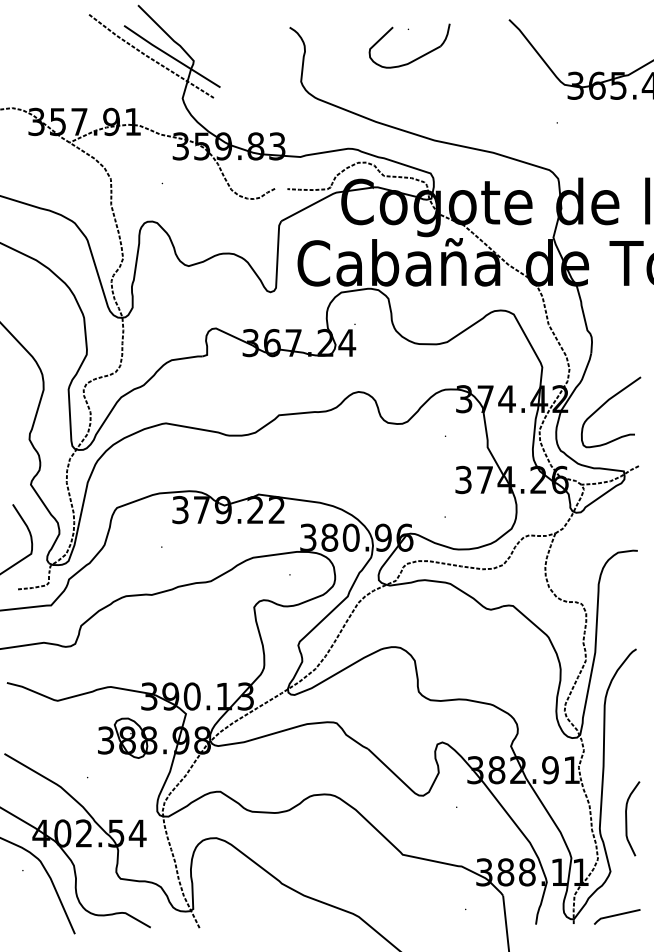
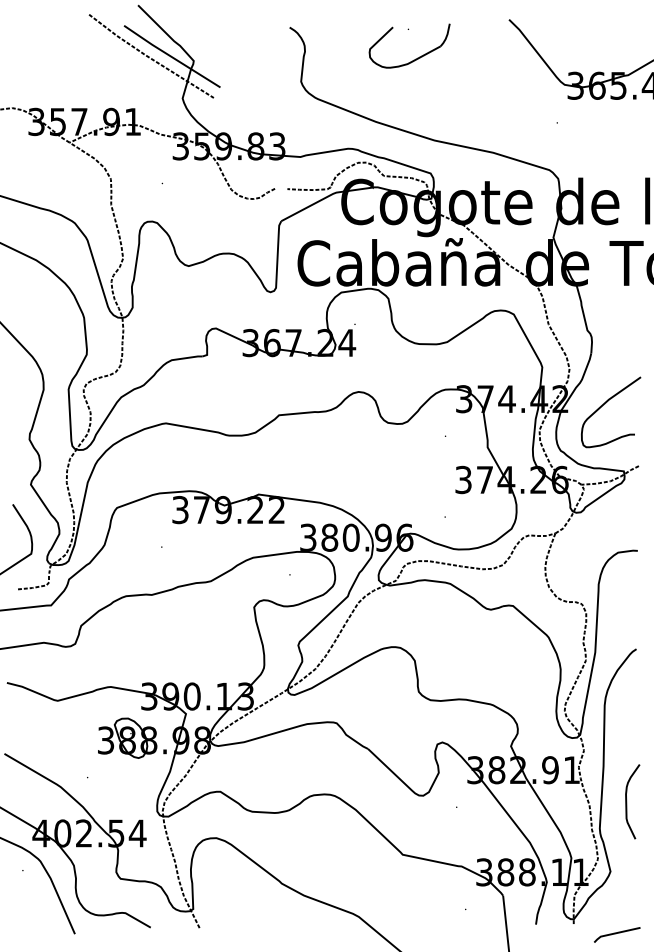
curve position: (627, 818) -> (627, 801) (627, 801)
line position: (617, 915) -> (617, 933) (617, 933)
